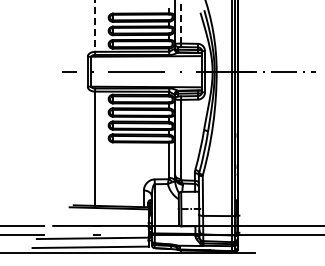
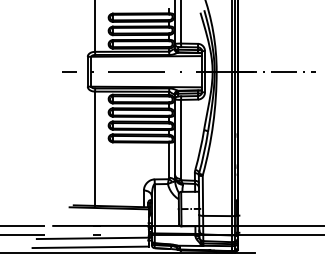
line: dashed -> solid (181, 21)
line: dashed -> solid (95, 26)
